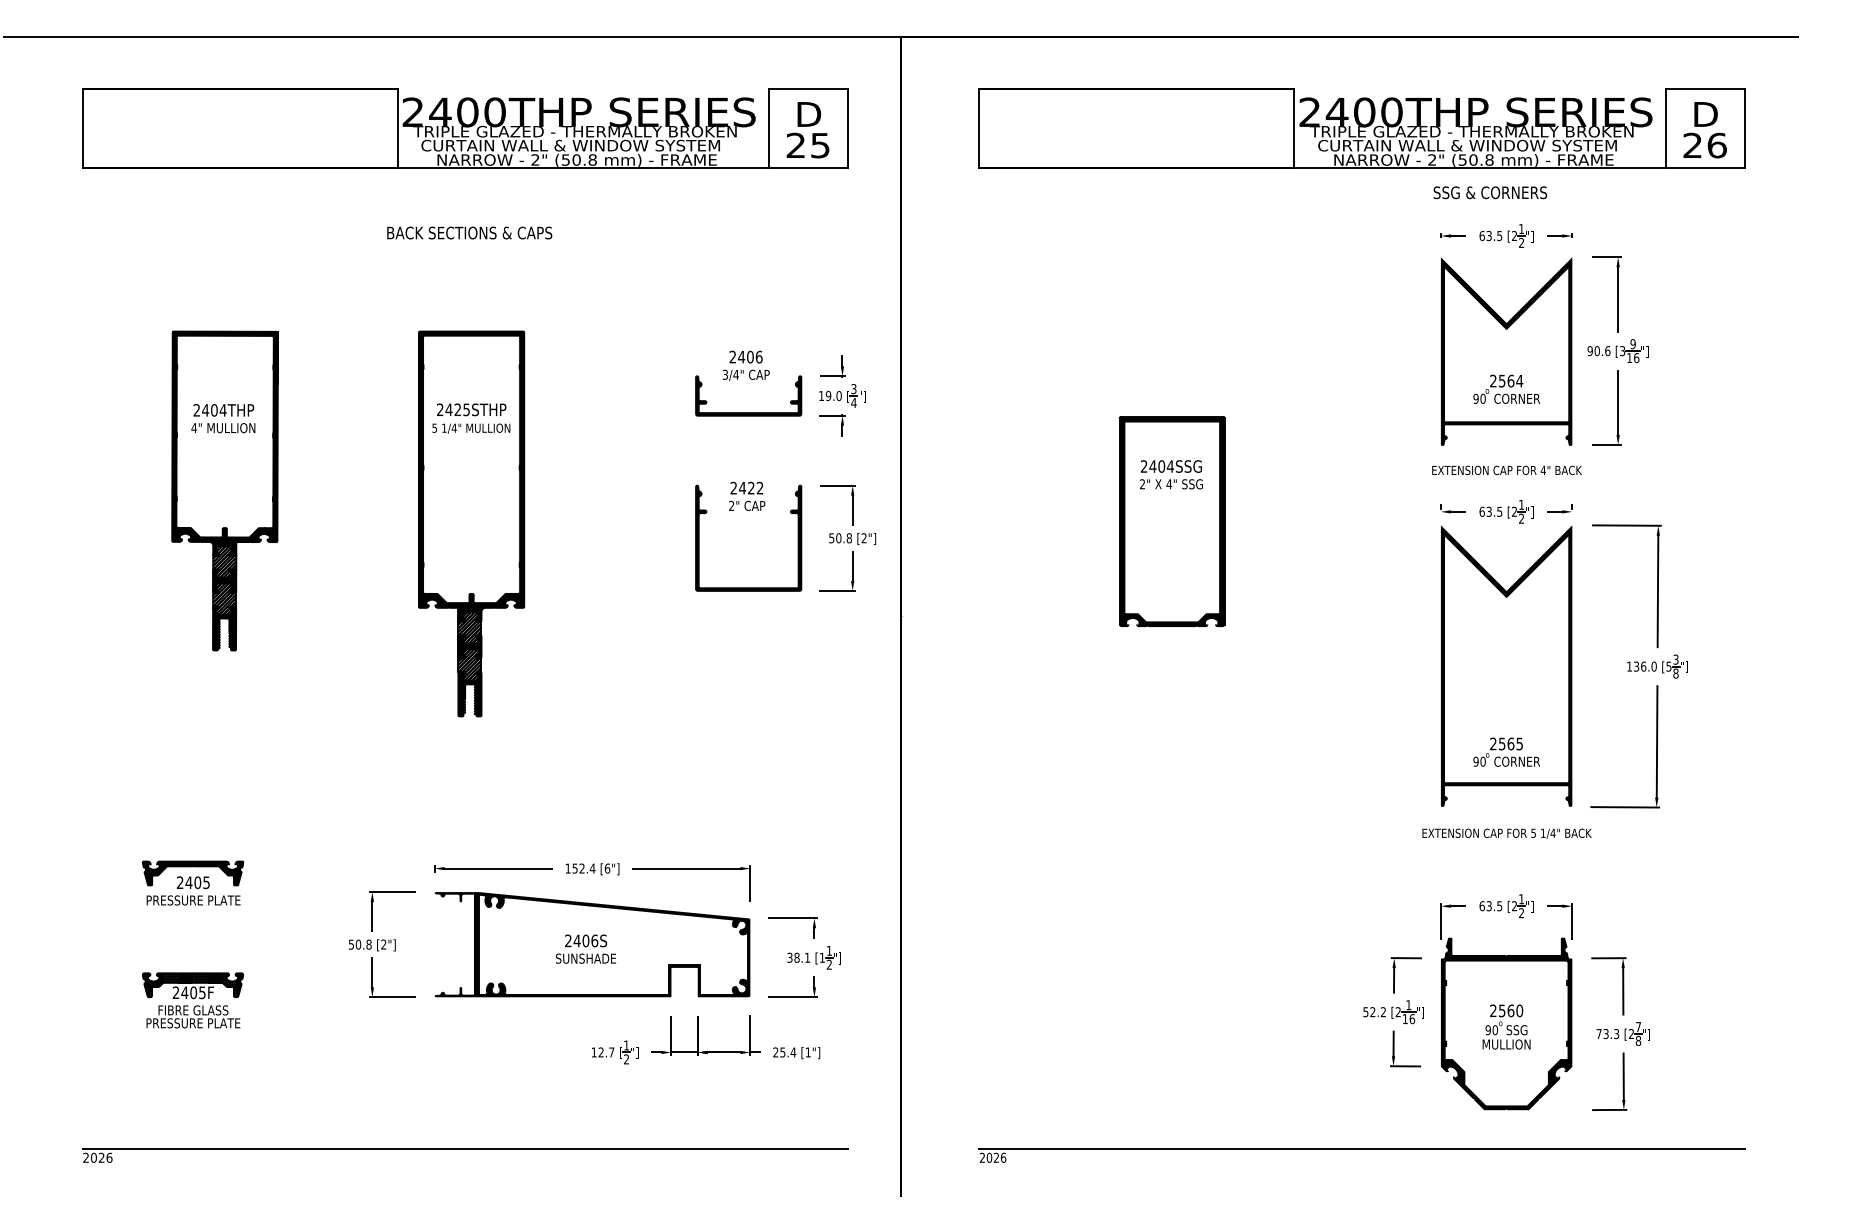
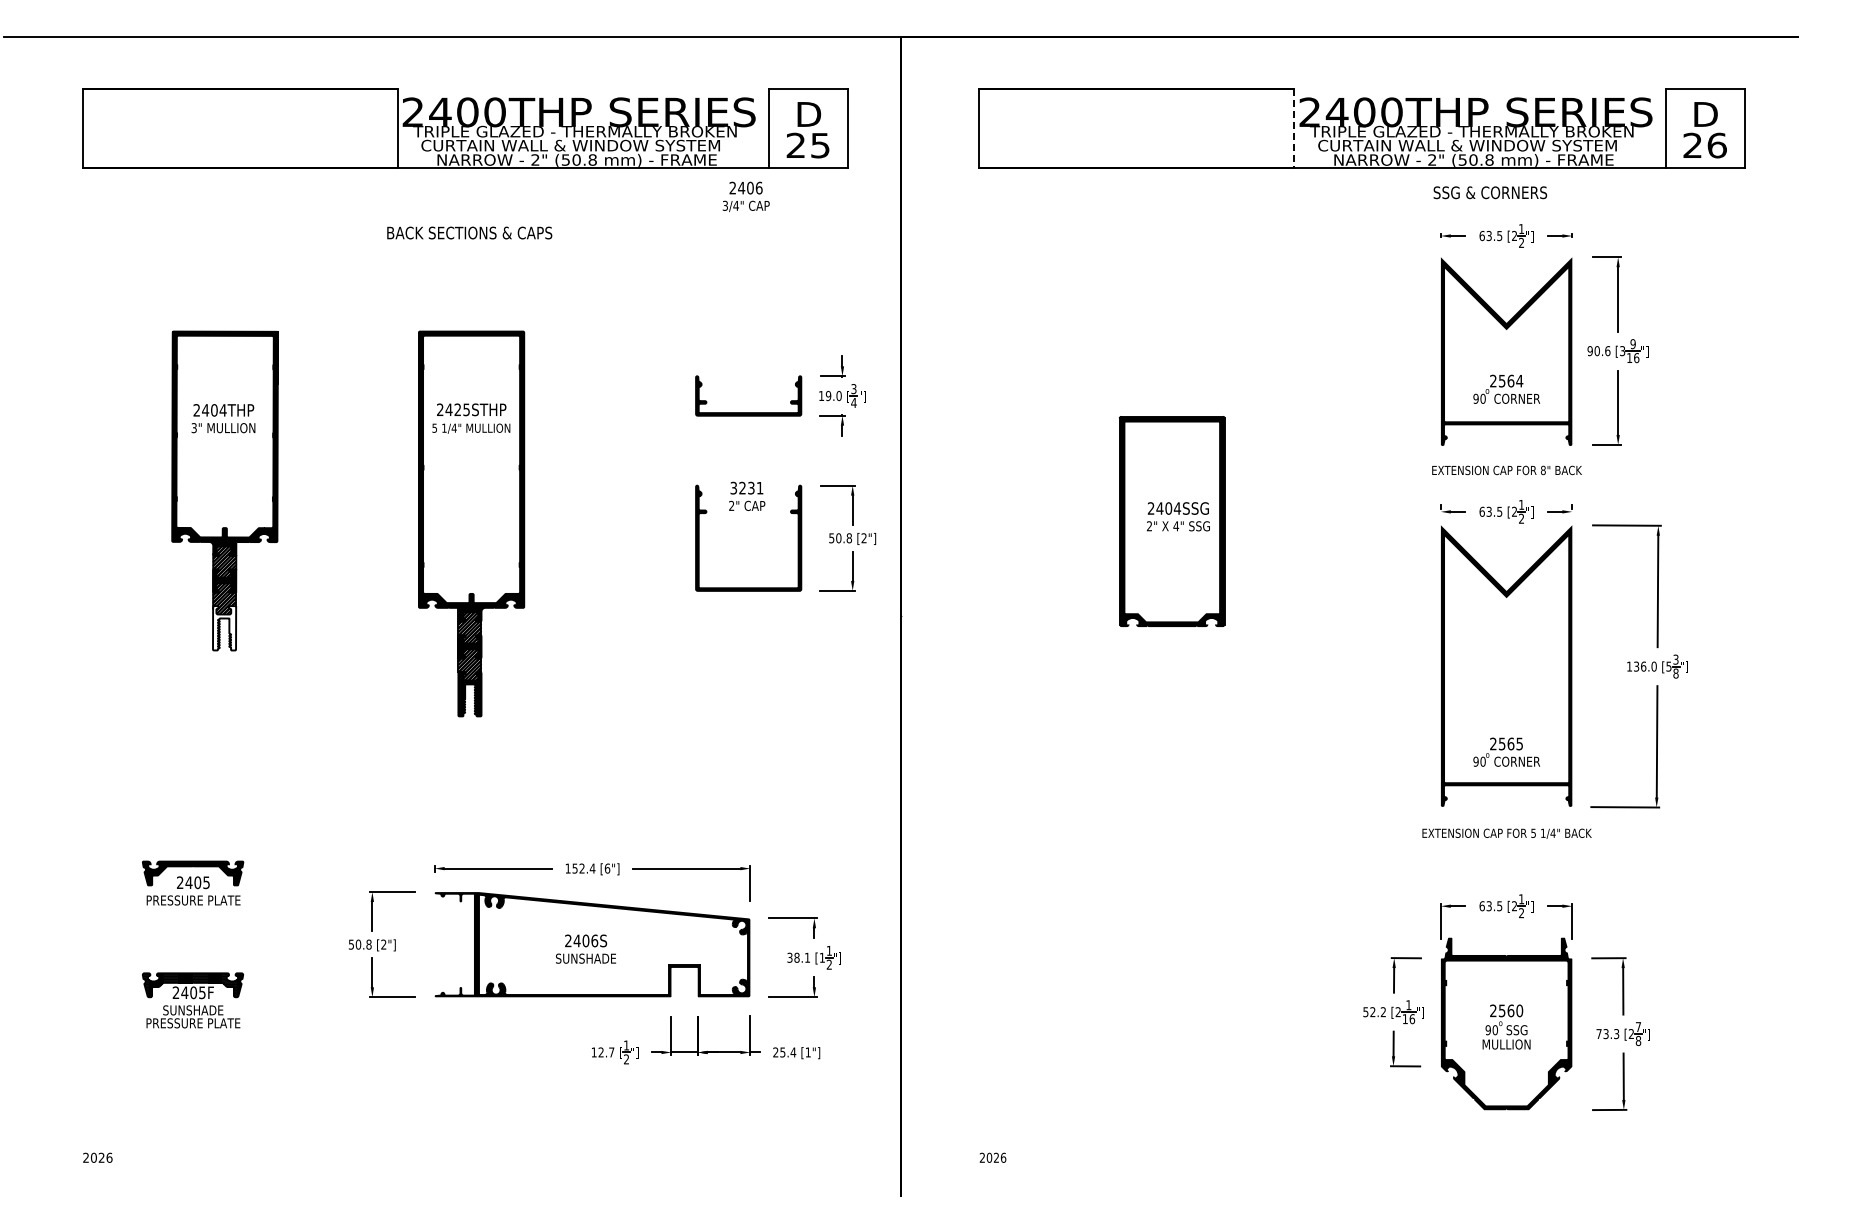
line: solid -> dashed (1294, 129)
text position: (745, 365) -> (745, 196) (745, 196)
text: 4" -> 3" (194, 428)
text: 4" -> 8" (1542, 470)
text position: (1171, 474) -> (1178, 516) (1178, 516)
text: 2422 -> 3231 (746, 487)
fill: present -> none (224, 628)
text: FIBRE GLASS -> SUNSHADE (193, 1010)
line: present -> none (465, 1148)
line: present -> none (1361, 1148)
